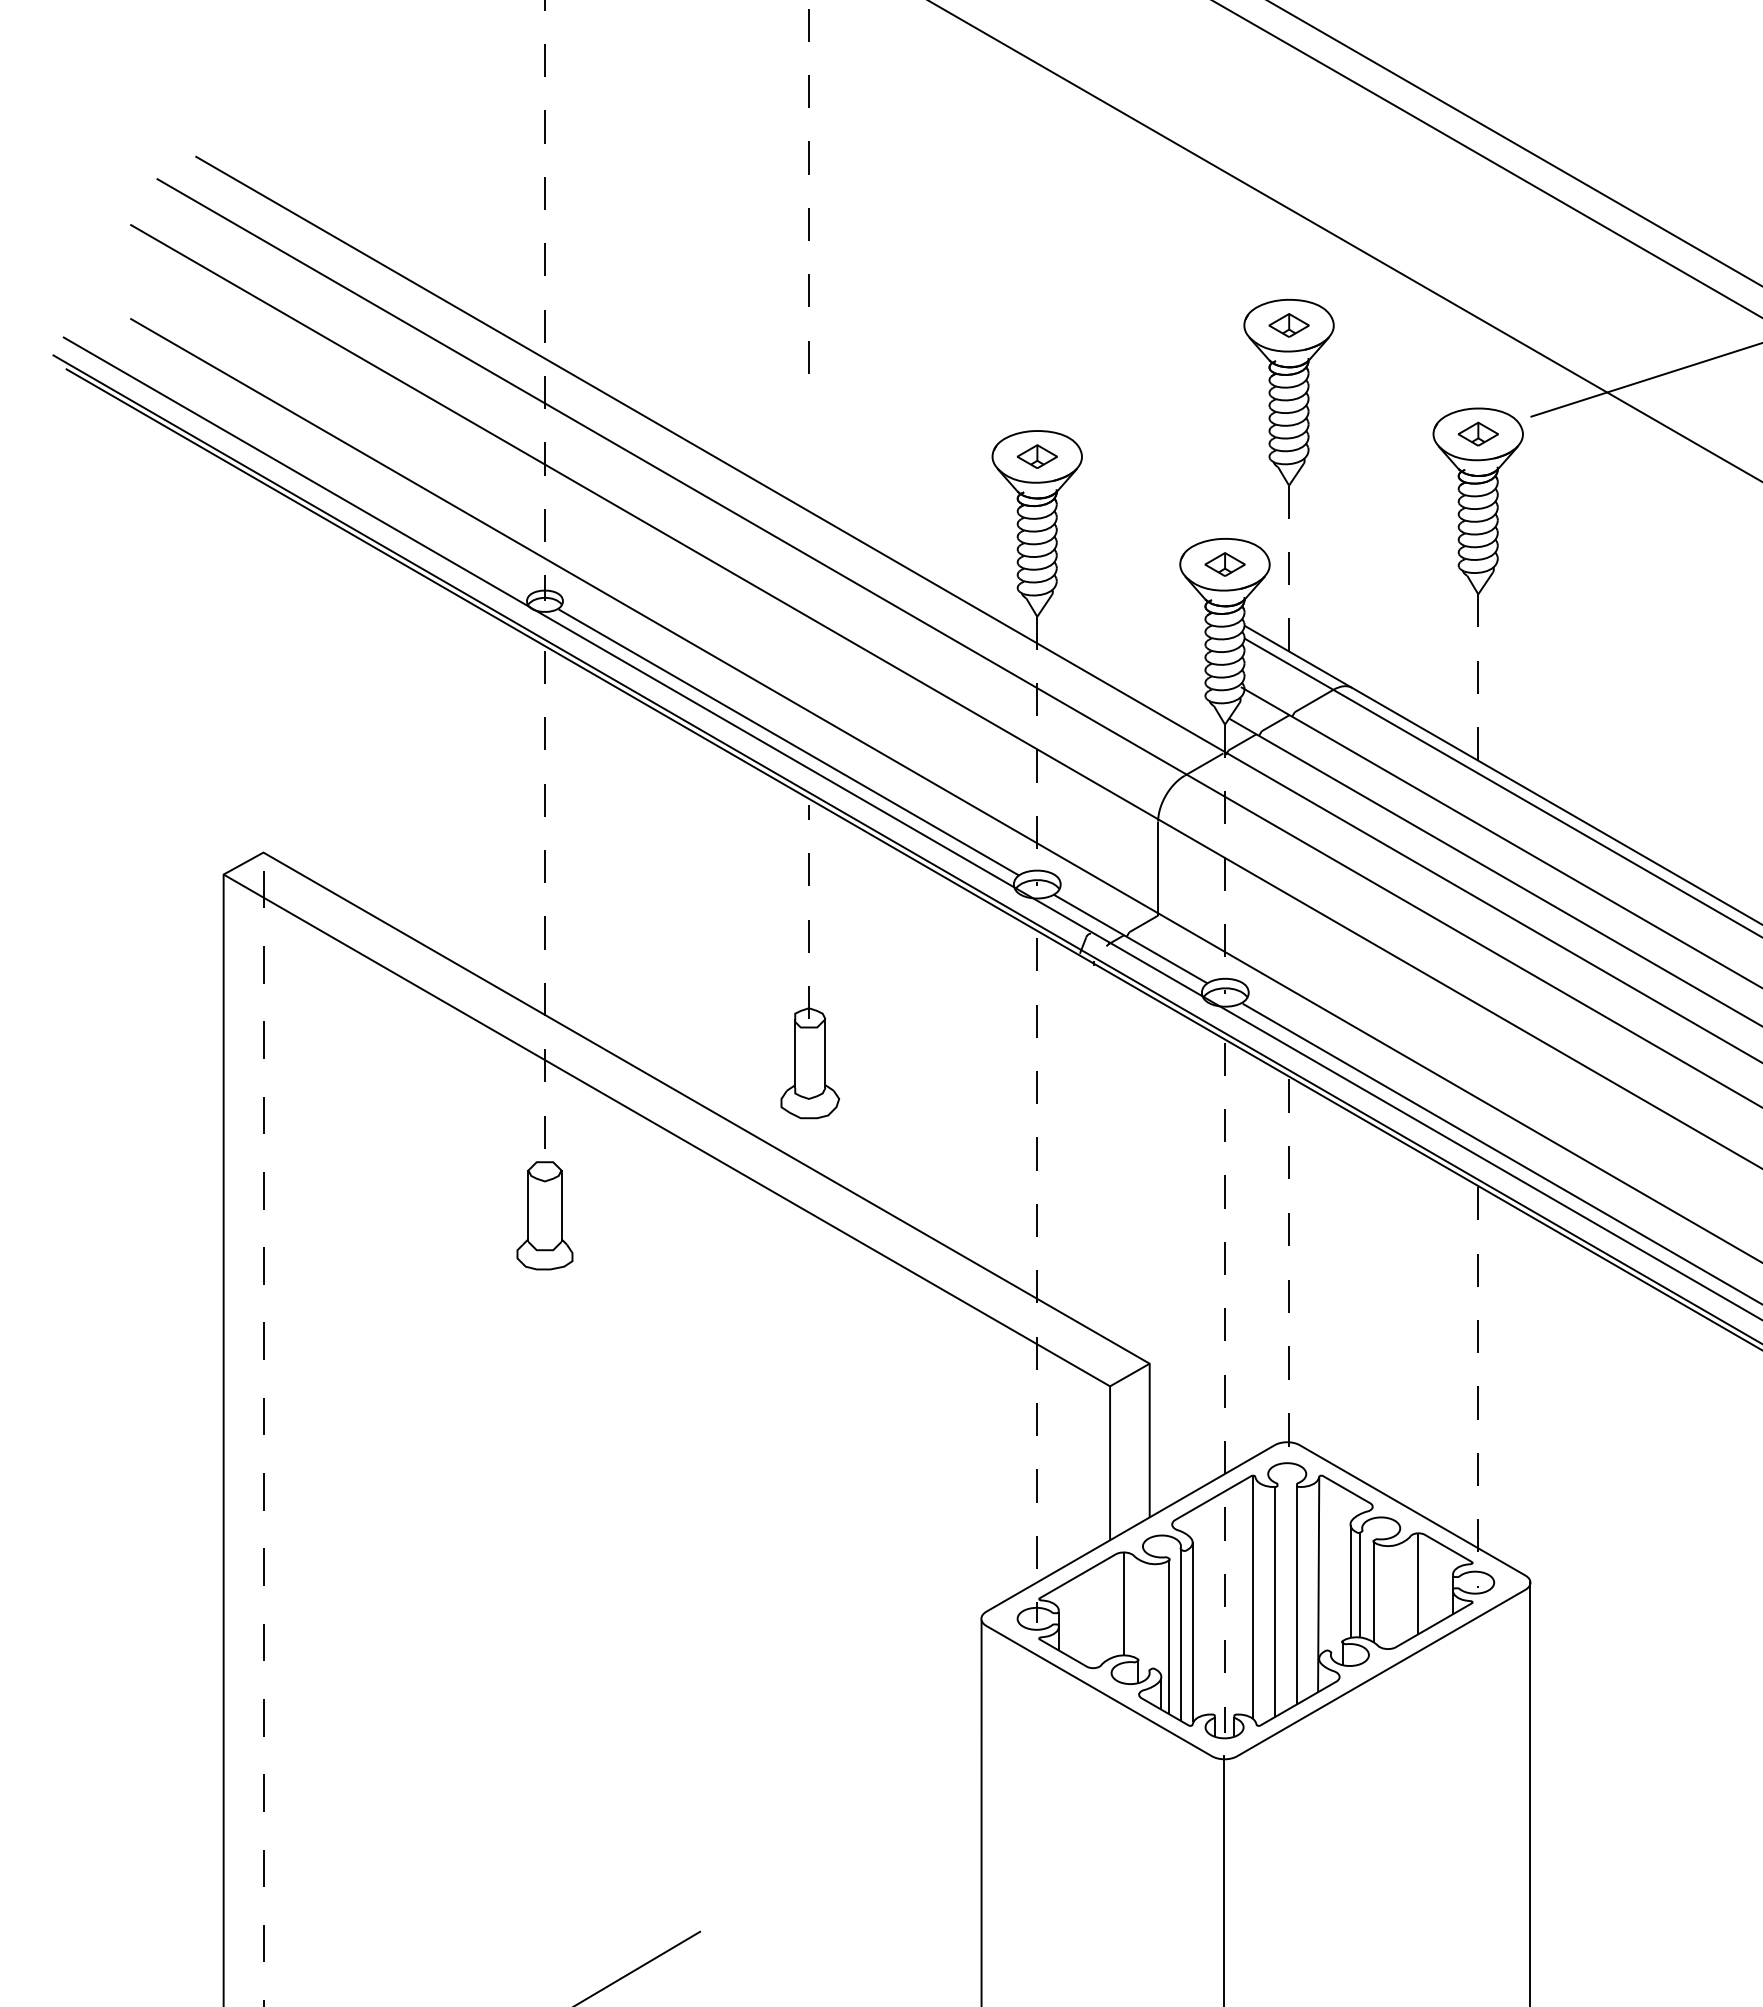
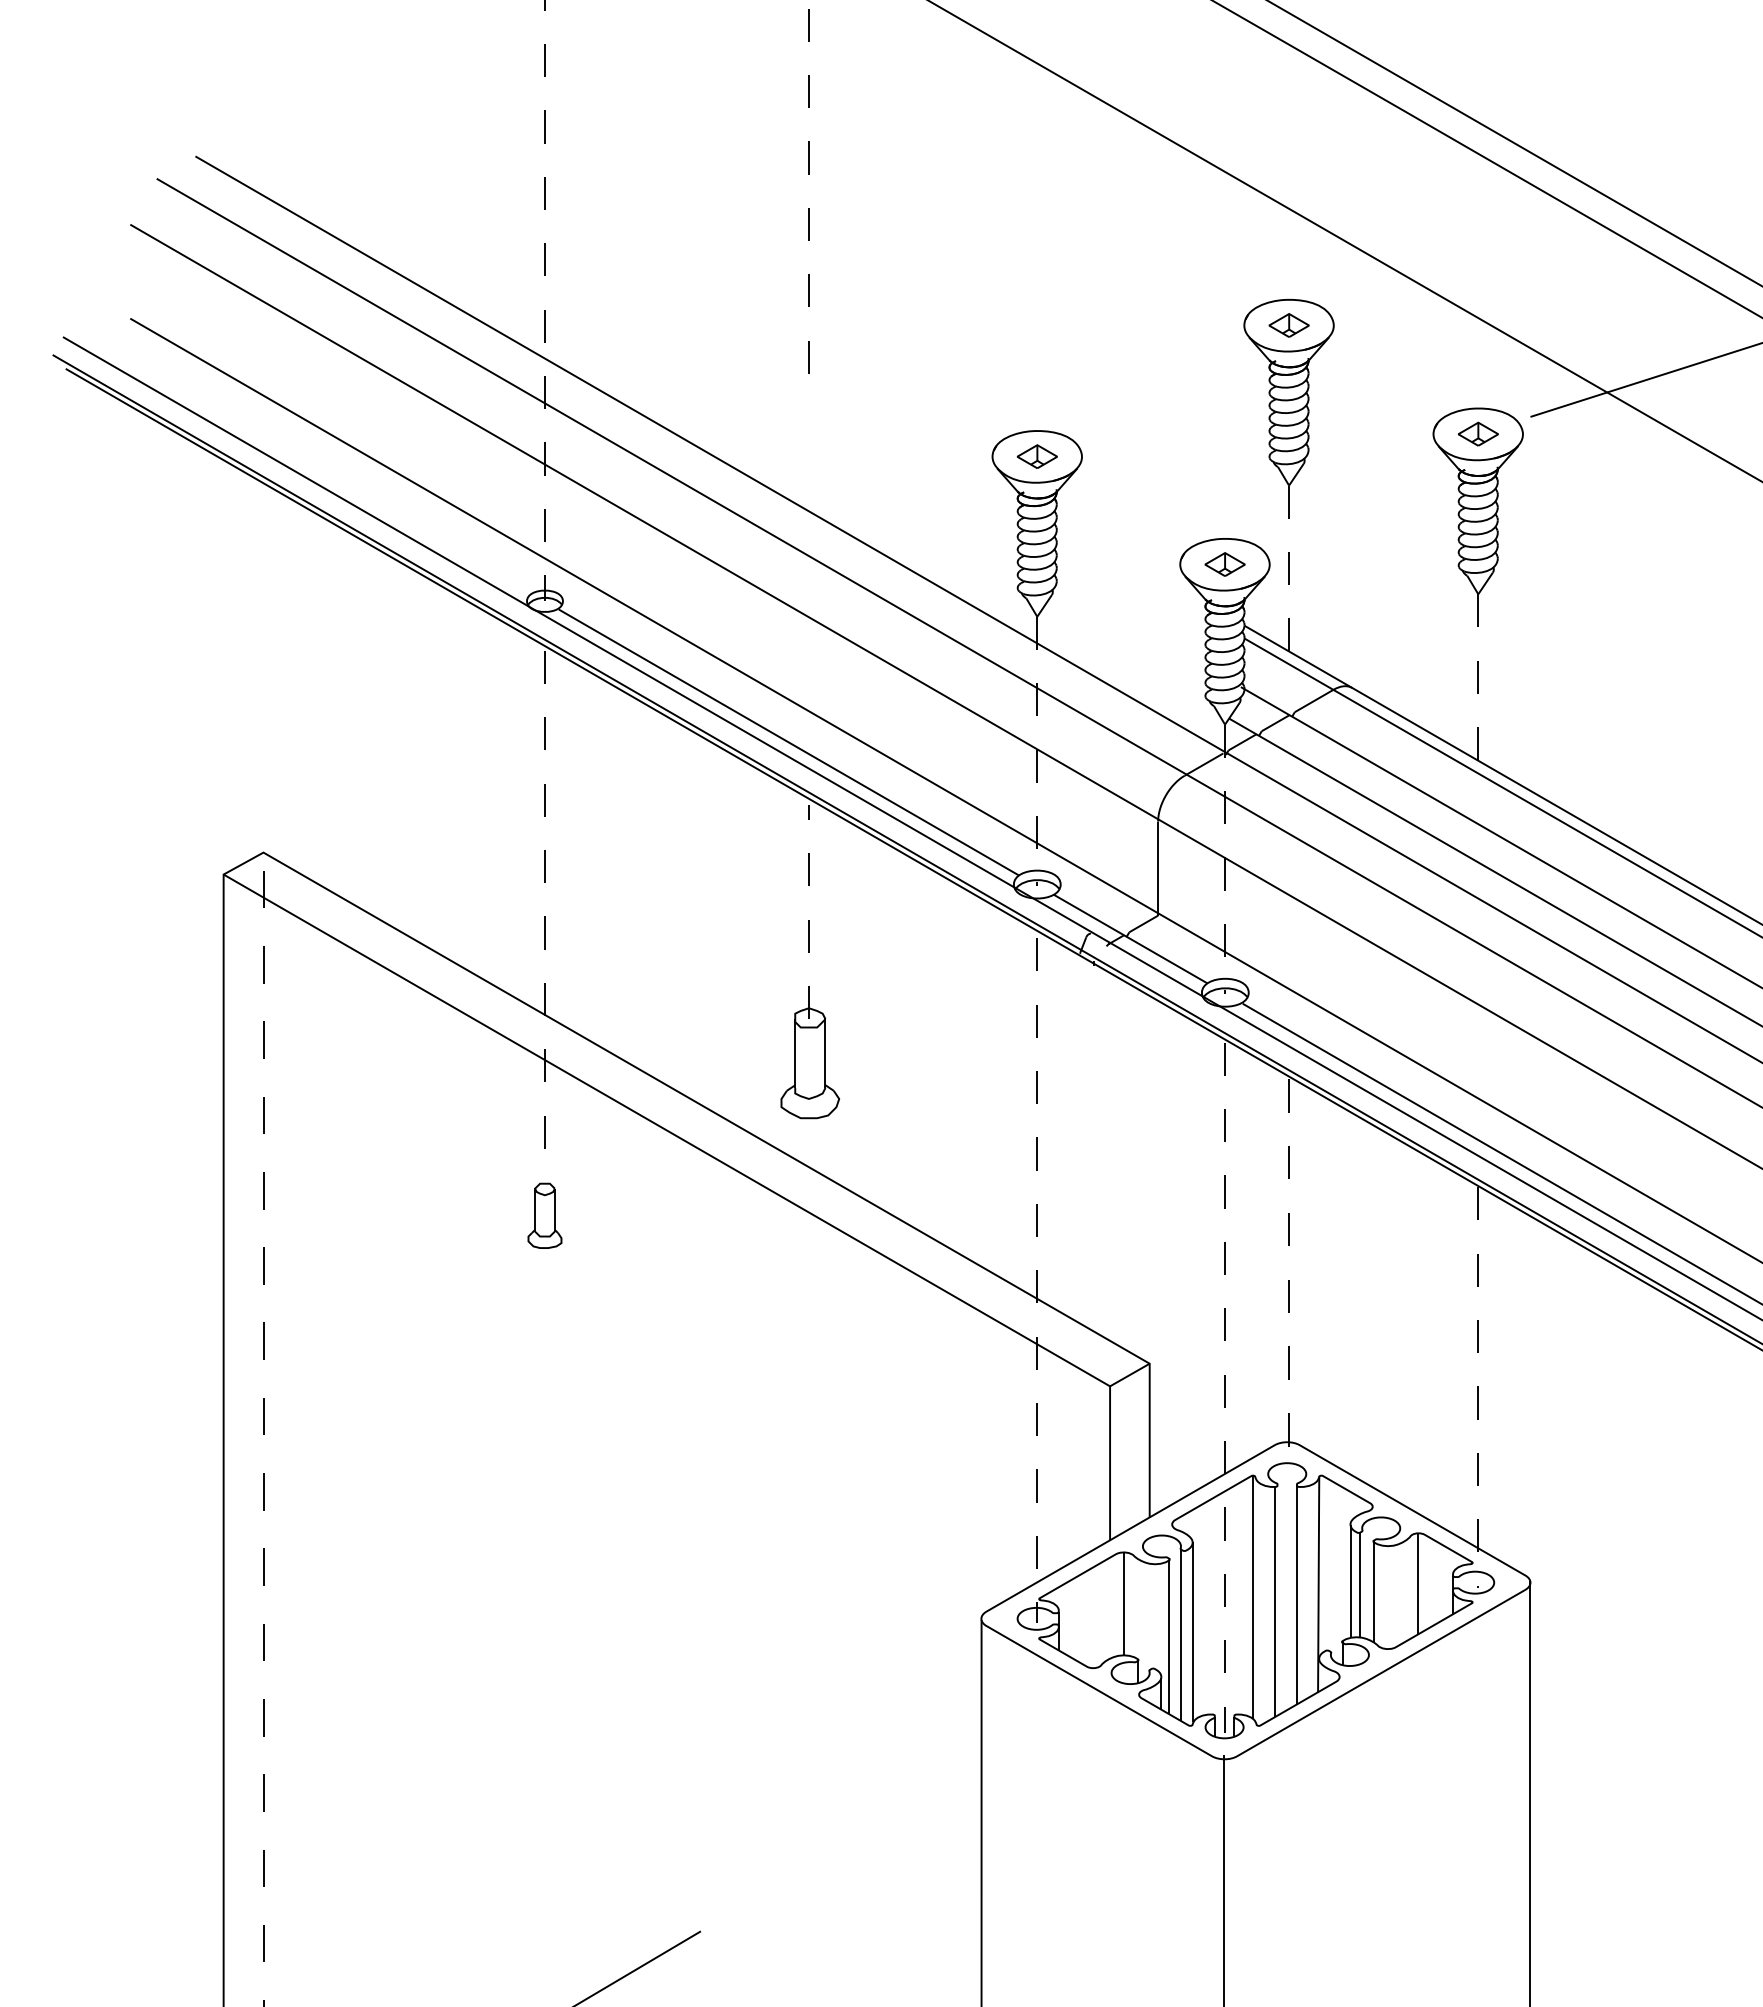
part size: 58x110 px -> 36x67 px (544, 1215)
